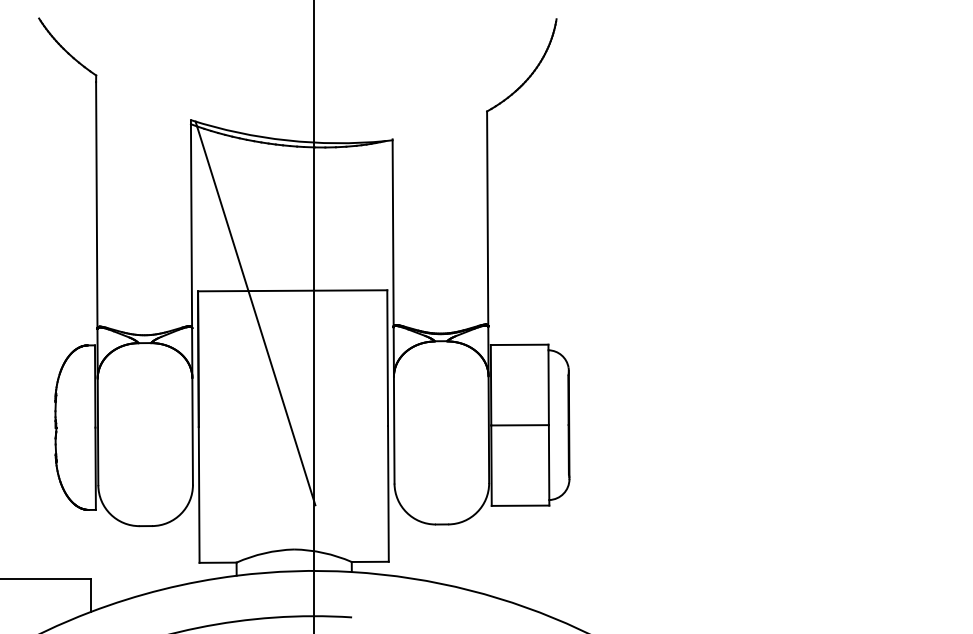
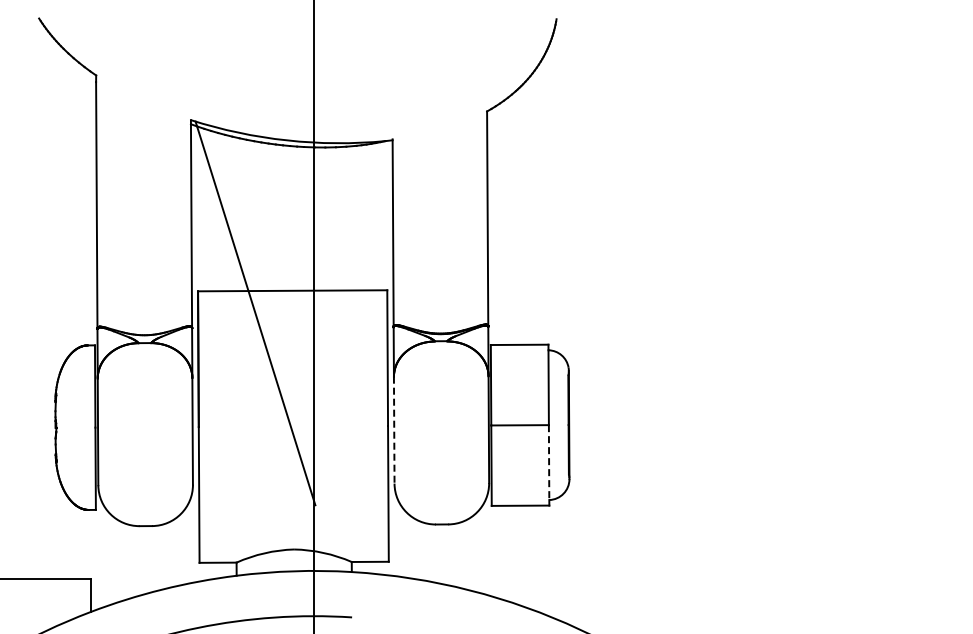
line: solid -> dashed (394, 430)
line: solid -> dashed (549, 463)
